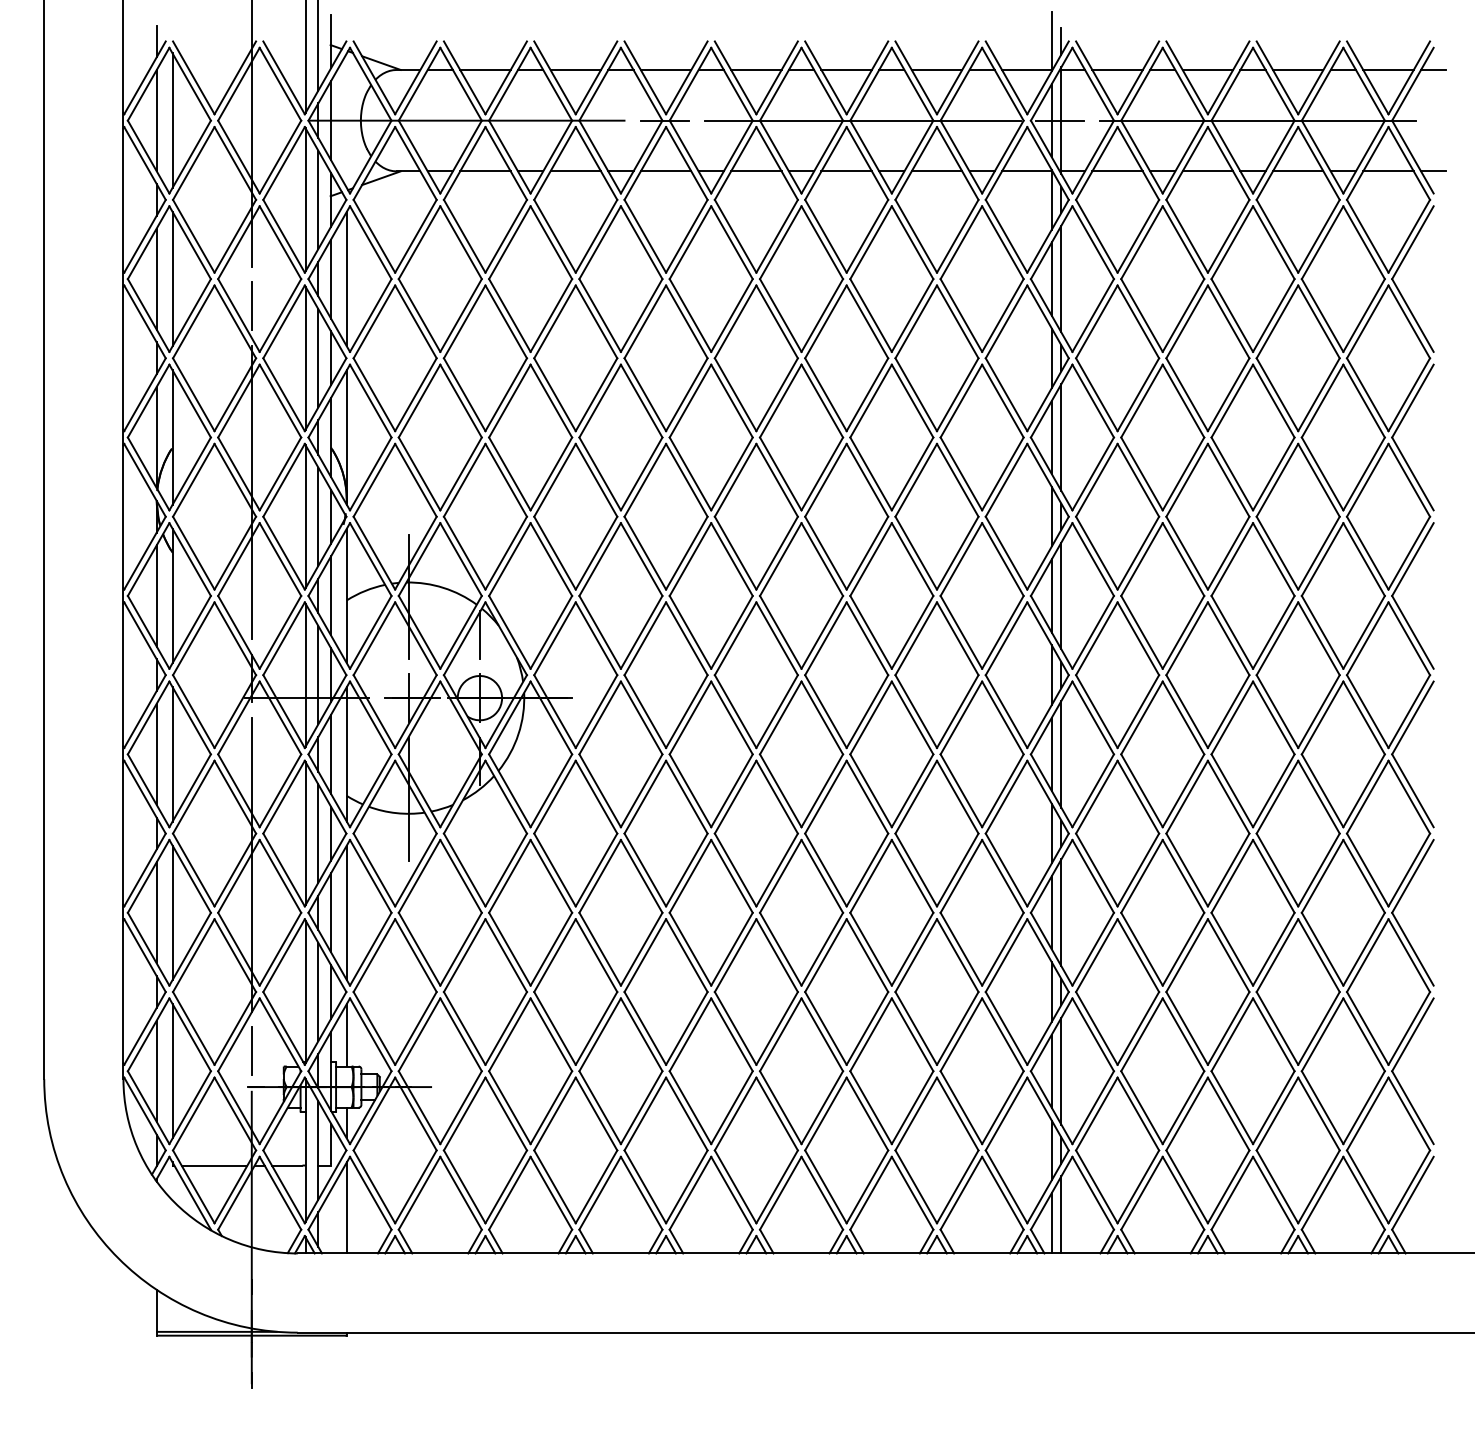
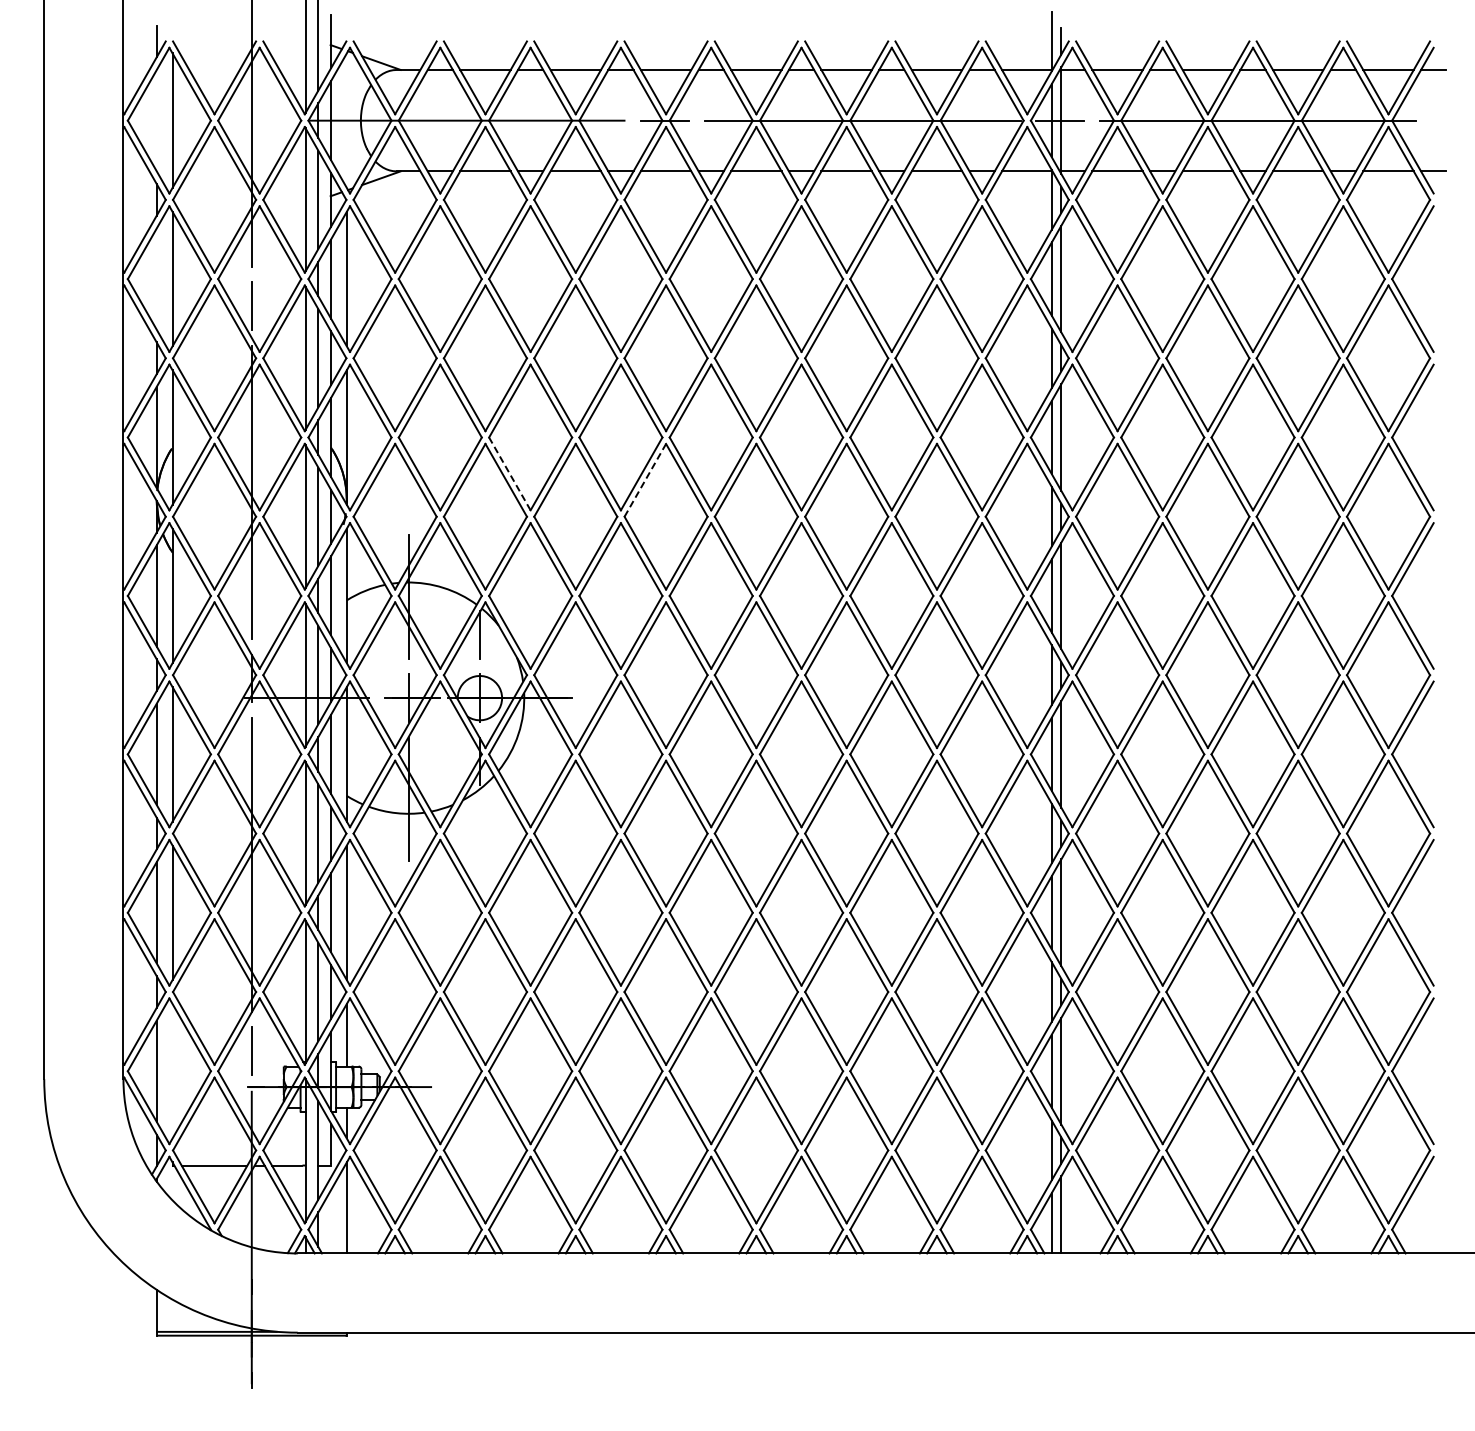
line: present -> none (156, 120)
line: present -> none (156, 278)
line: solid -> dashed (509, 473)
line: solid -> dashed (645, 480)
line: present -> none (172, 1070)
